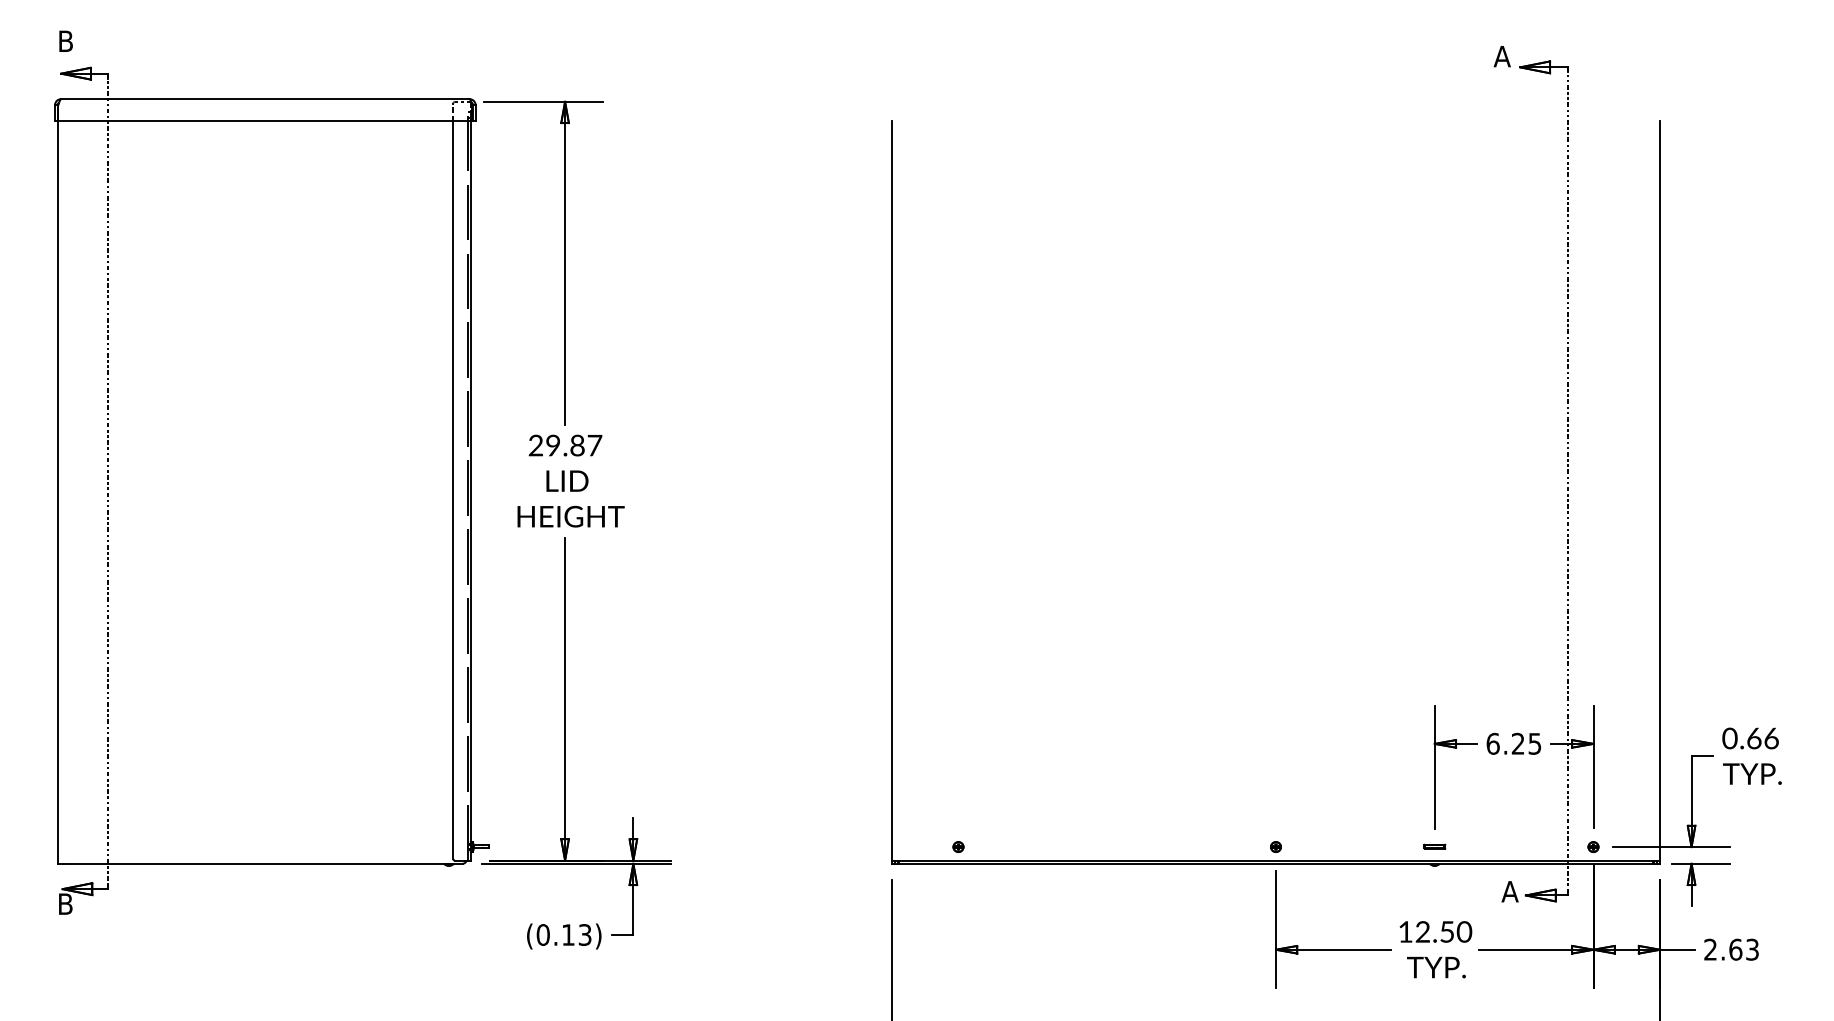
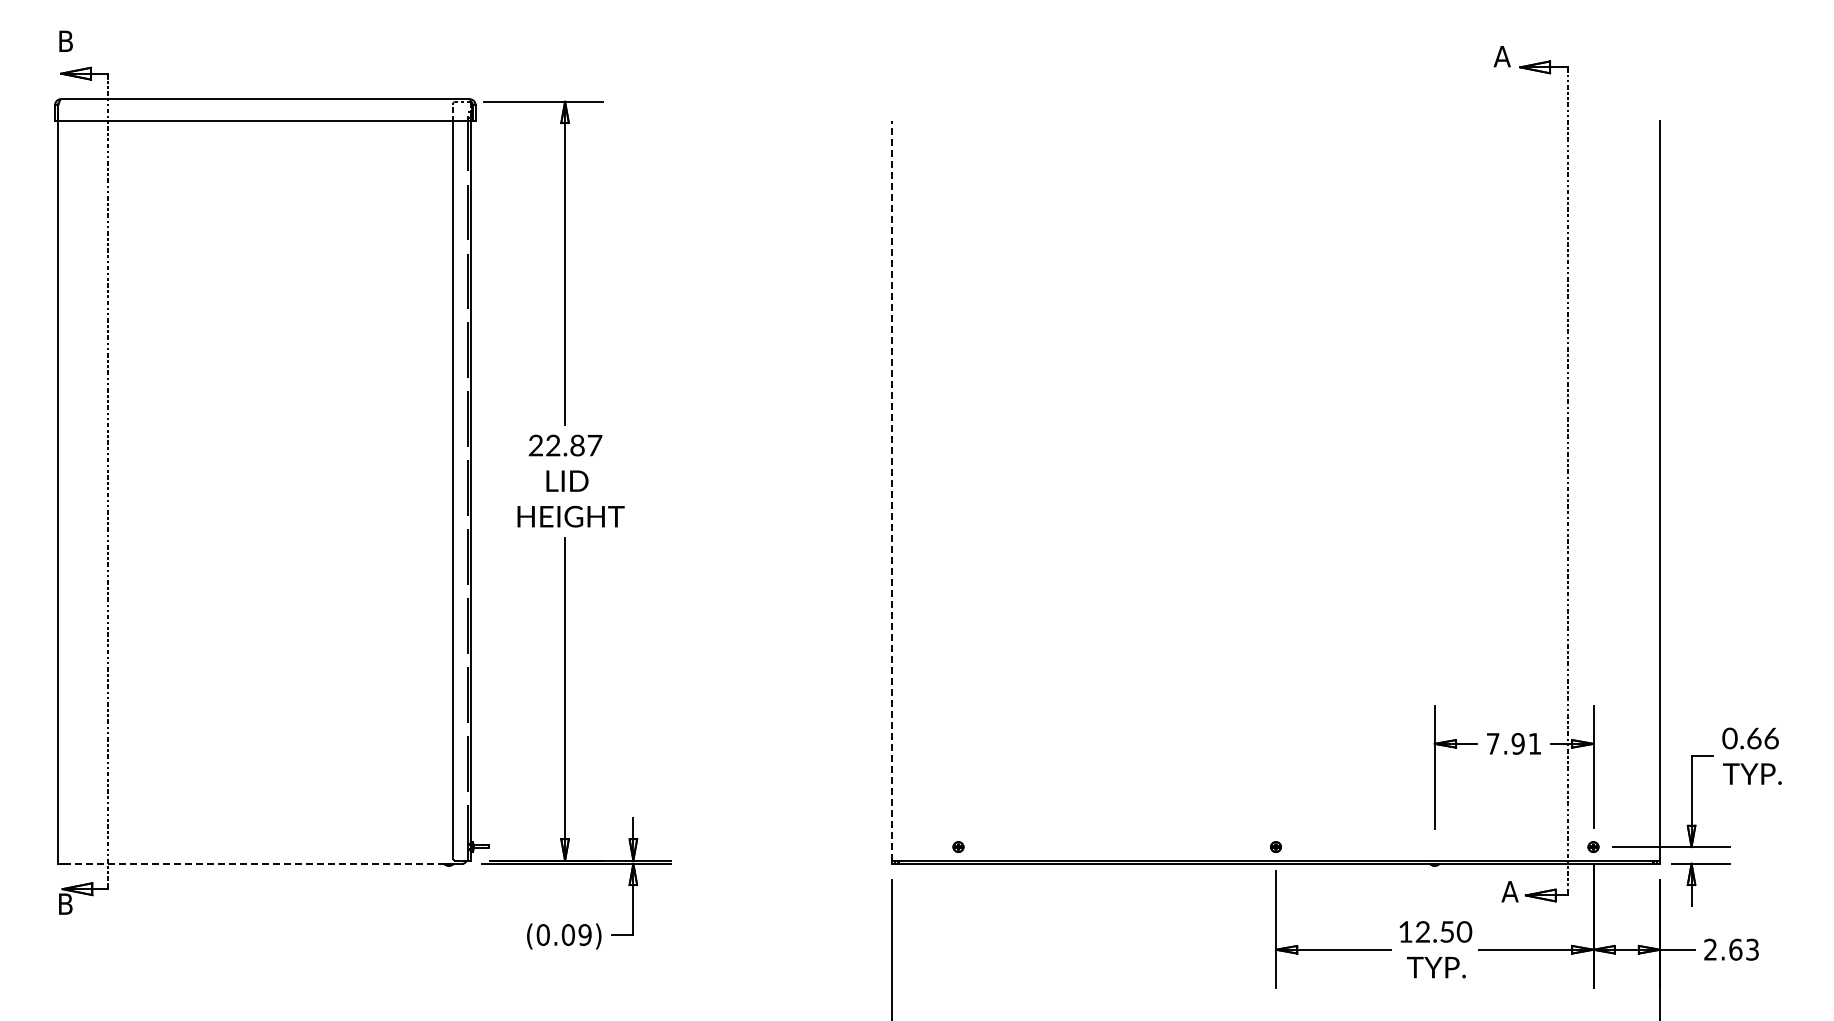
text: 29.87 -> 22.87 (553, 445)
line: solid -> dashed (891, 490)
text: 6.25 -> 7.91 (1513, 743)
part: present -> none (1434, 846)
line: solid -> dashed (254, 863)
text: (0.13) -> (0.09) (576, 934)
